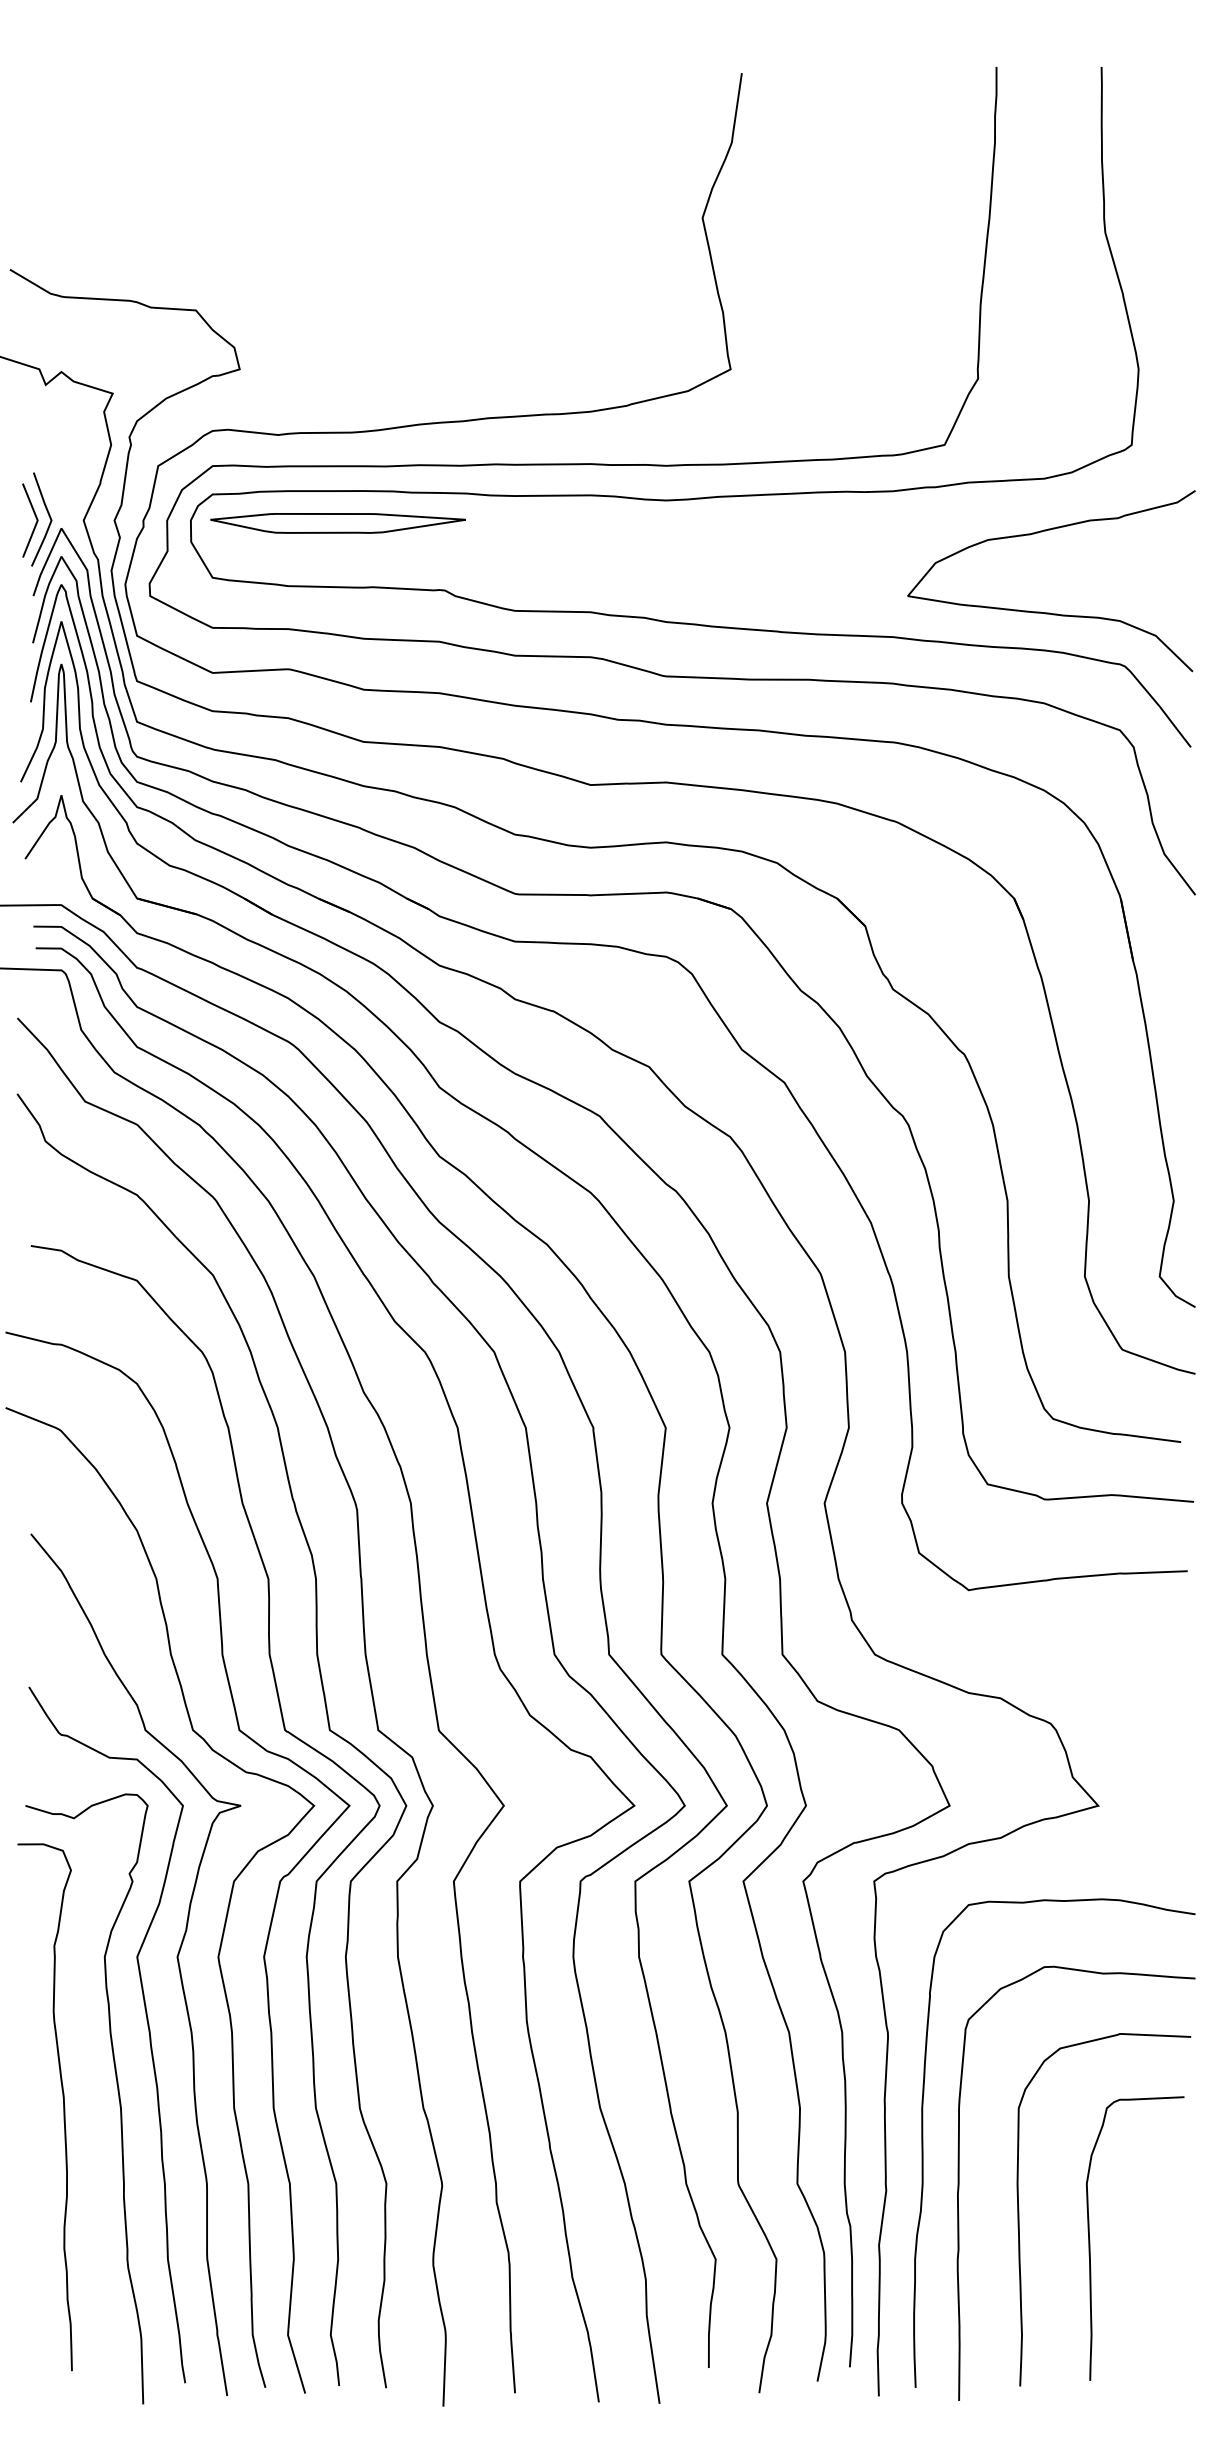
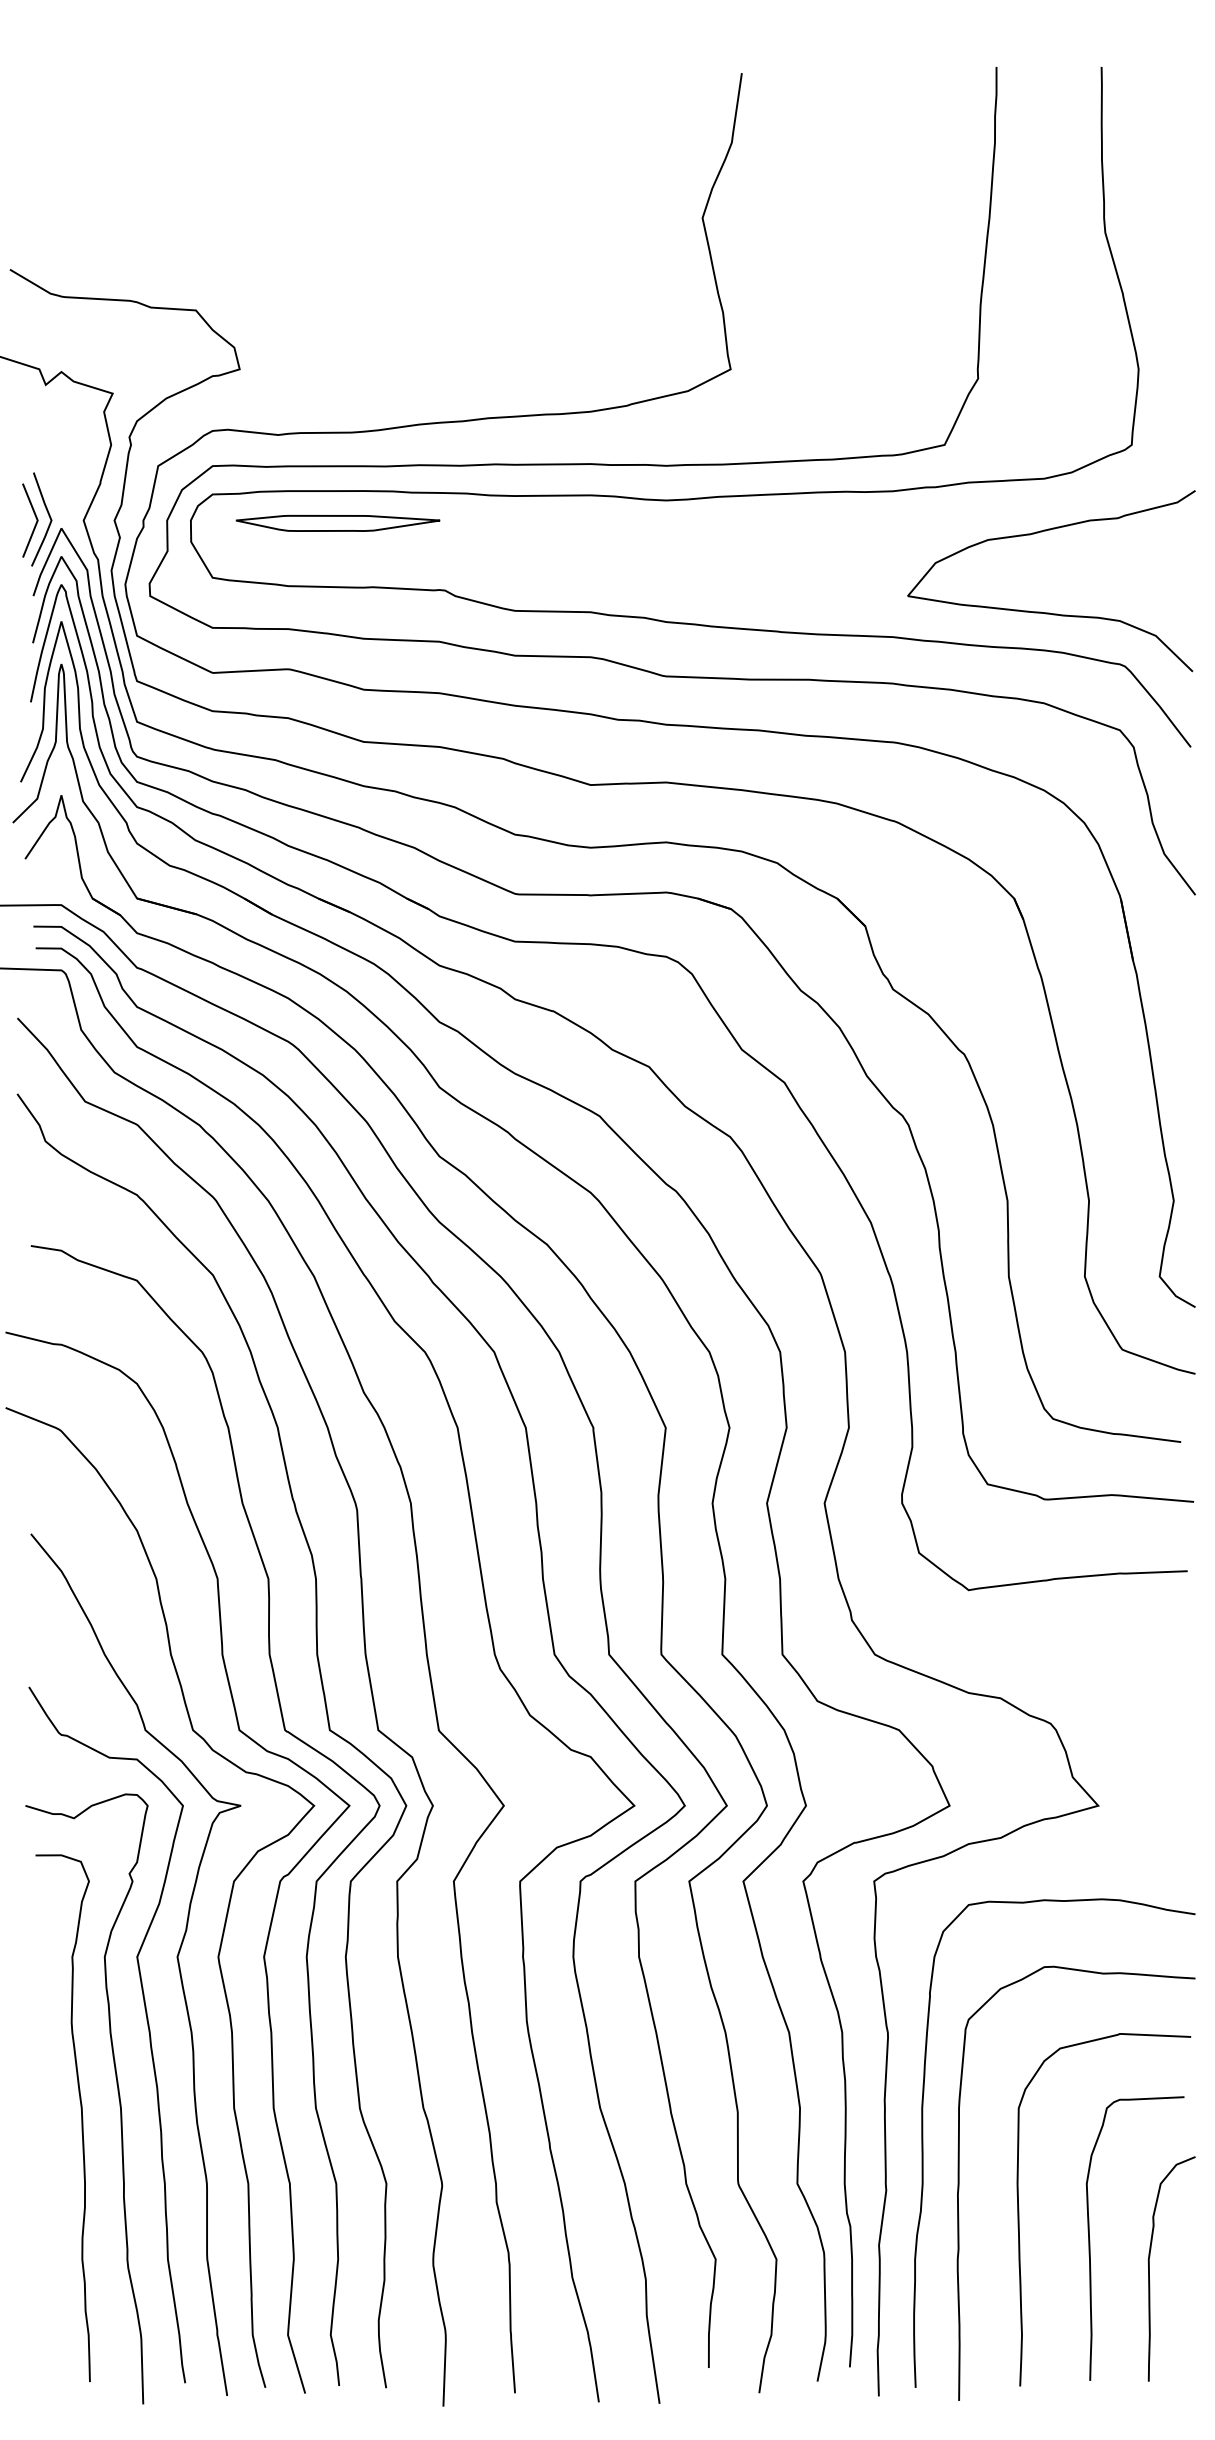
part size: 256x21 px -> 206x17 px (337, 523)
curve position: (63, 2107) -> (81, 2118) (81, 2118)
curve: none -> present (1149, 2268)
